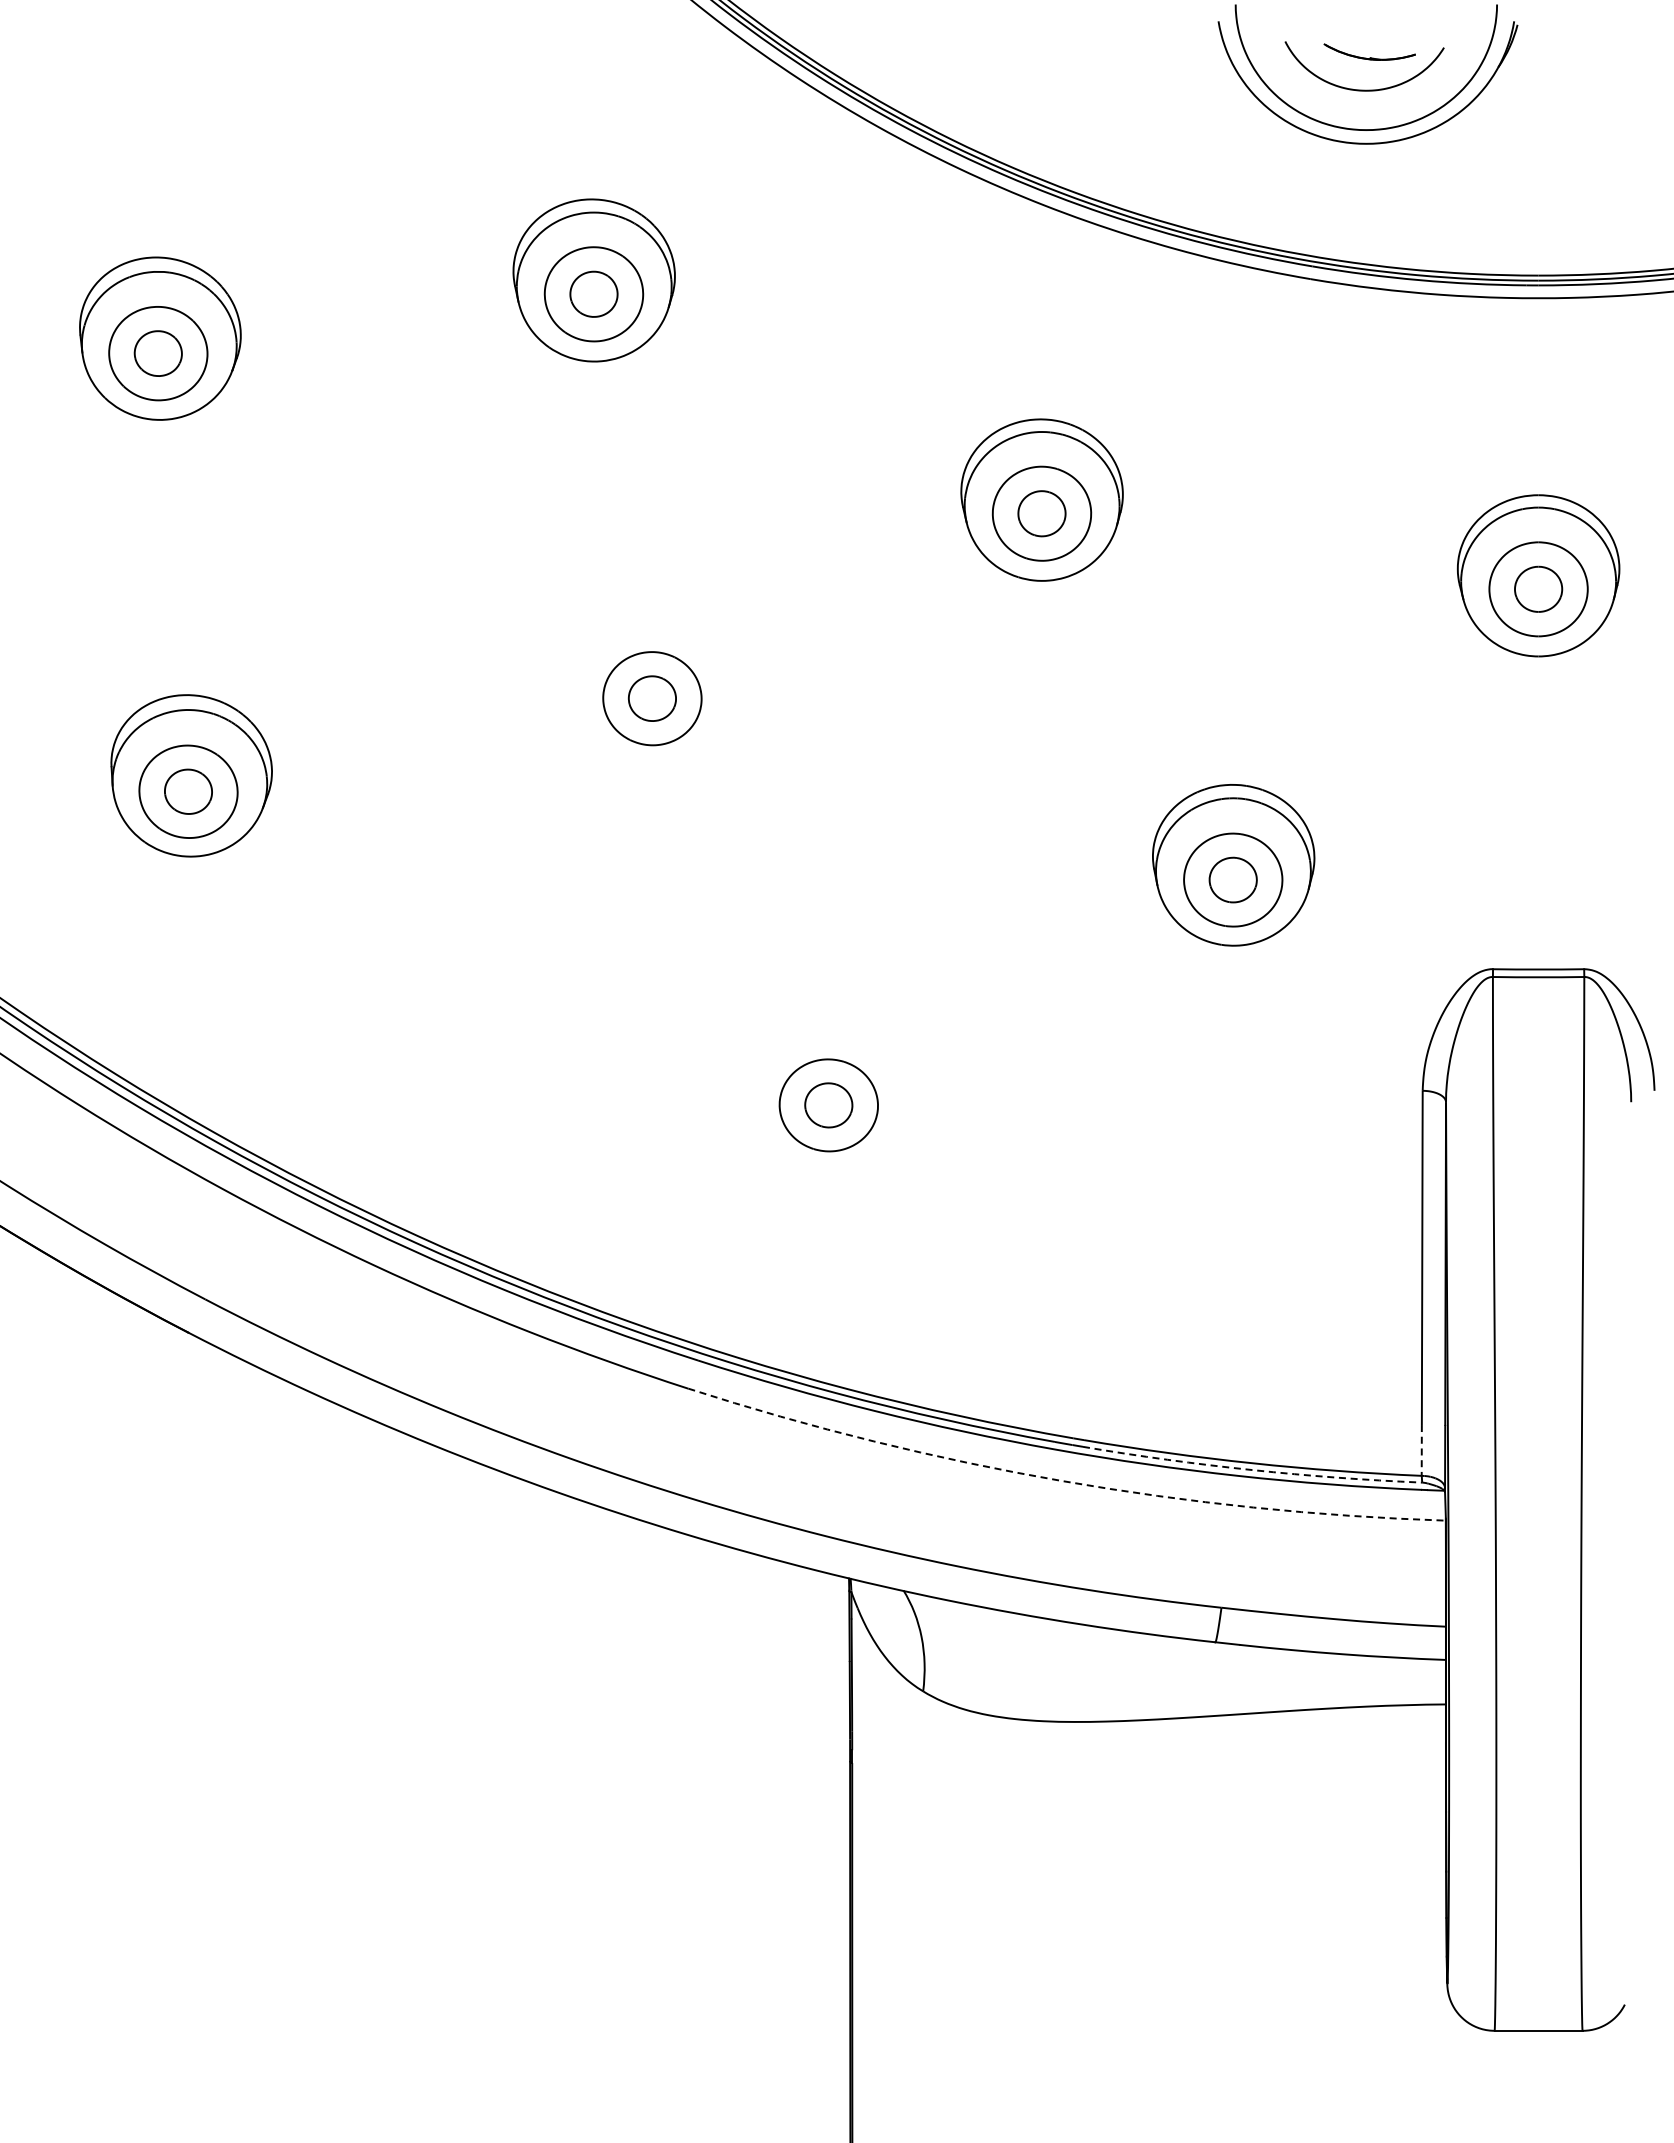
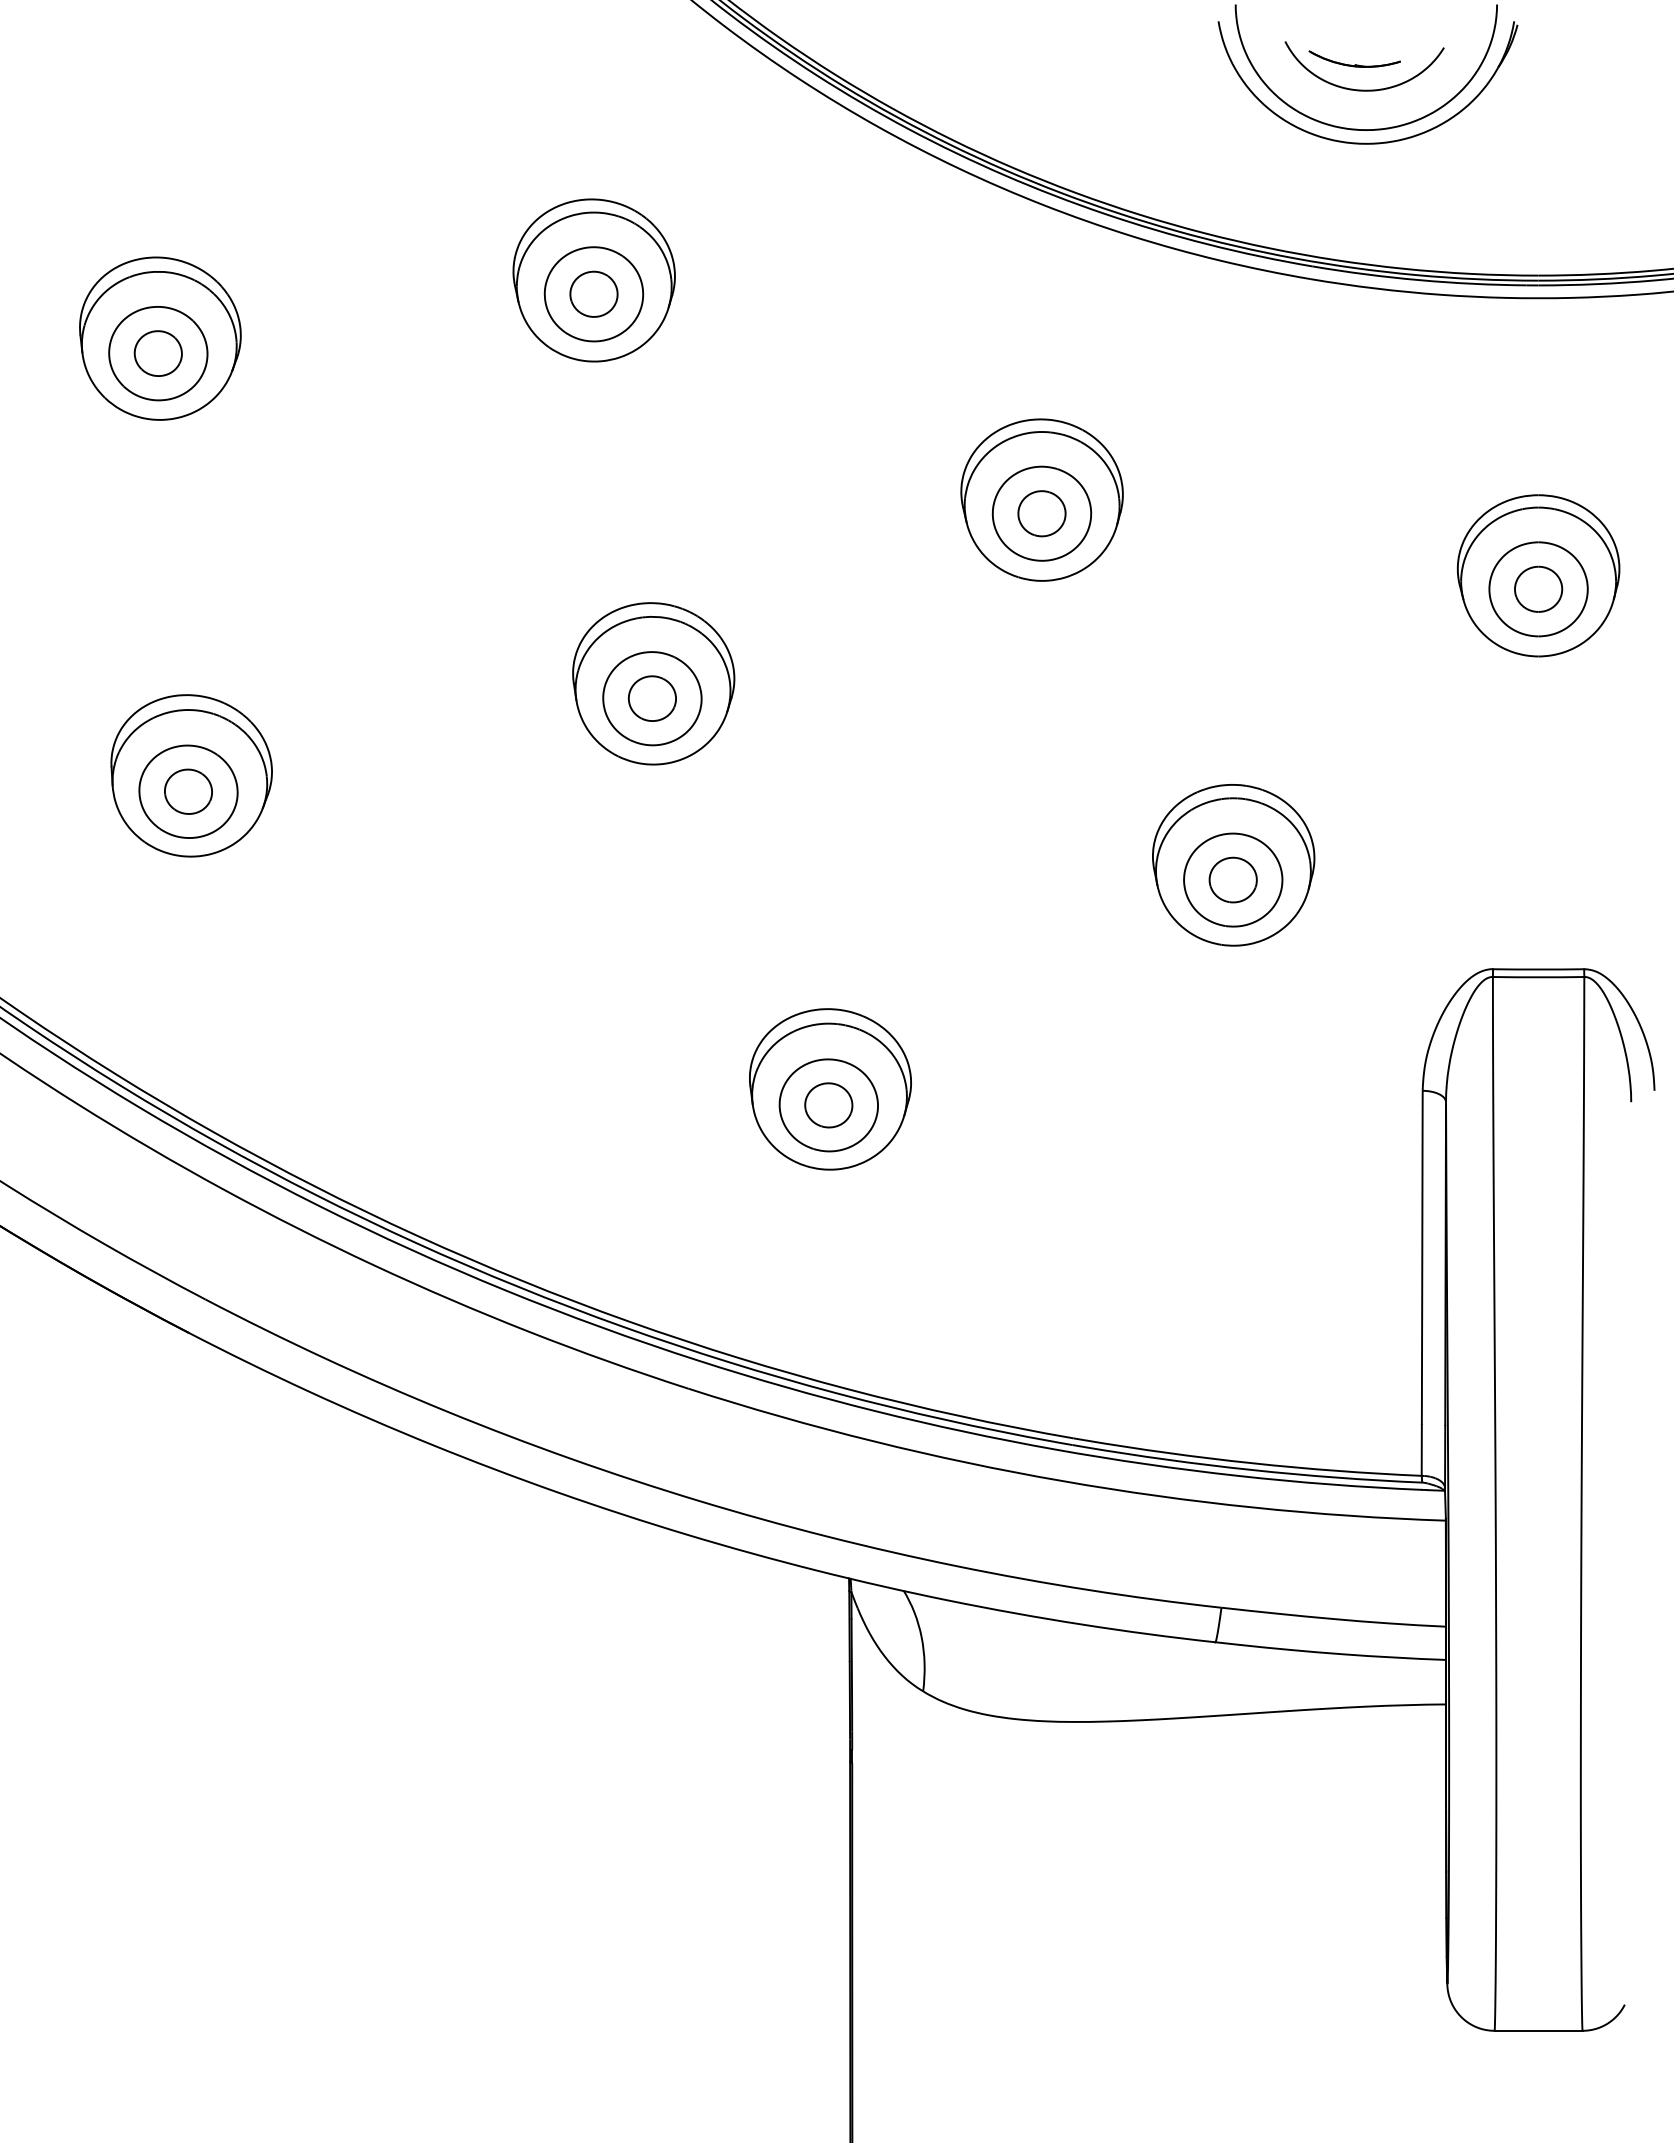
part position: (1369, 51) -> (1354, 58) (1354, 58)
part: none -> present (653, 683)
part: none -> present (830, 1089)
line: dashed -> solid (1421, 1450)
arc: dashed -> solid (1252, 1470)
arc: dashed -> solid (1062, 1481)
